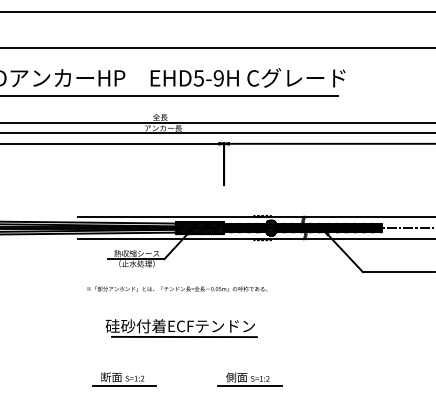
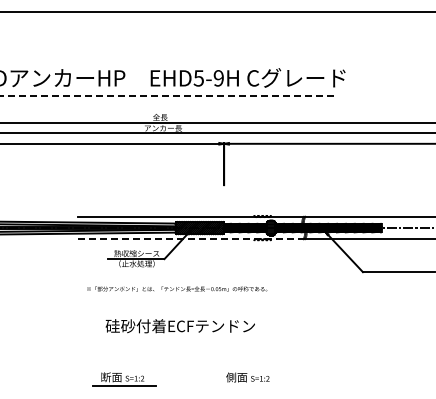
line: present -> none (217, 47)
line: solid -> dashed (169, 96)
line: solid -> dashed (190, 239)
line: present -> none (183, 336)
line: present -> none (249, 385)
